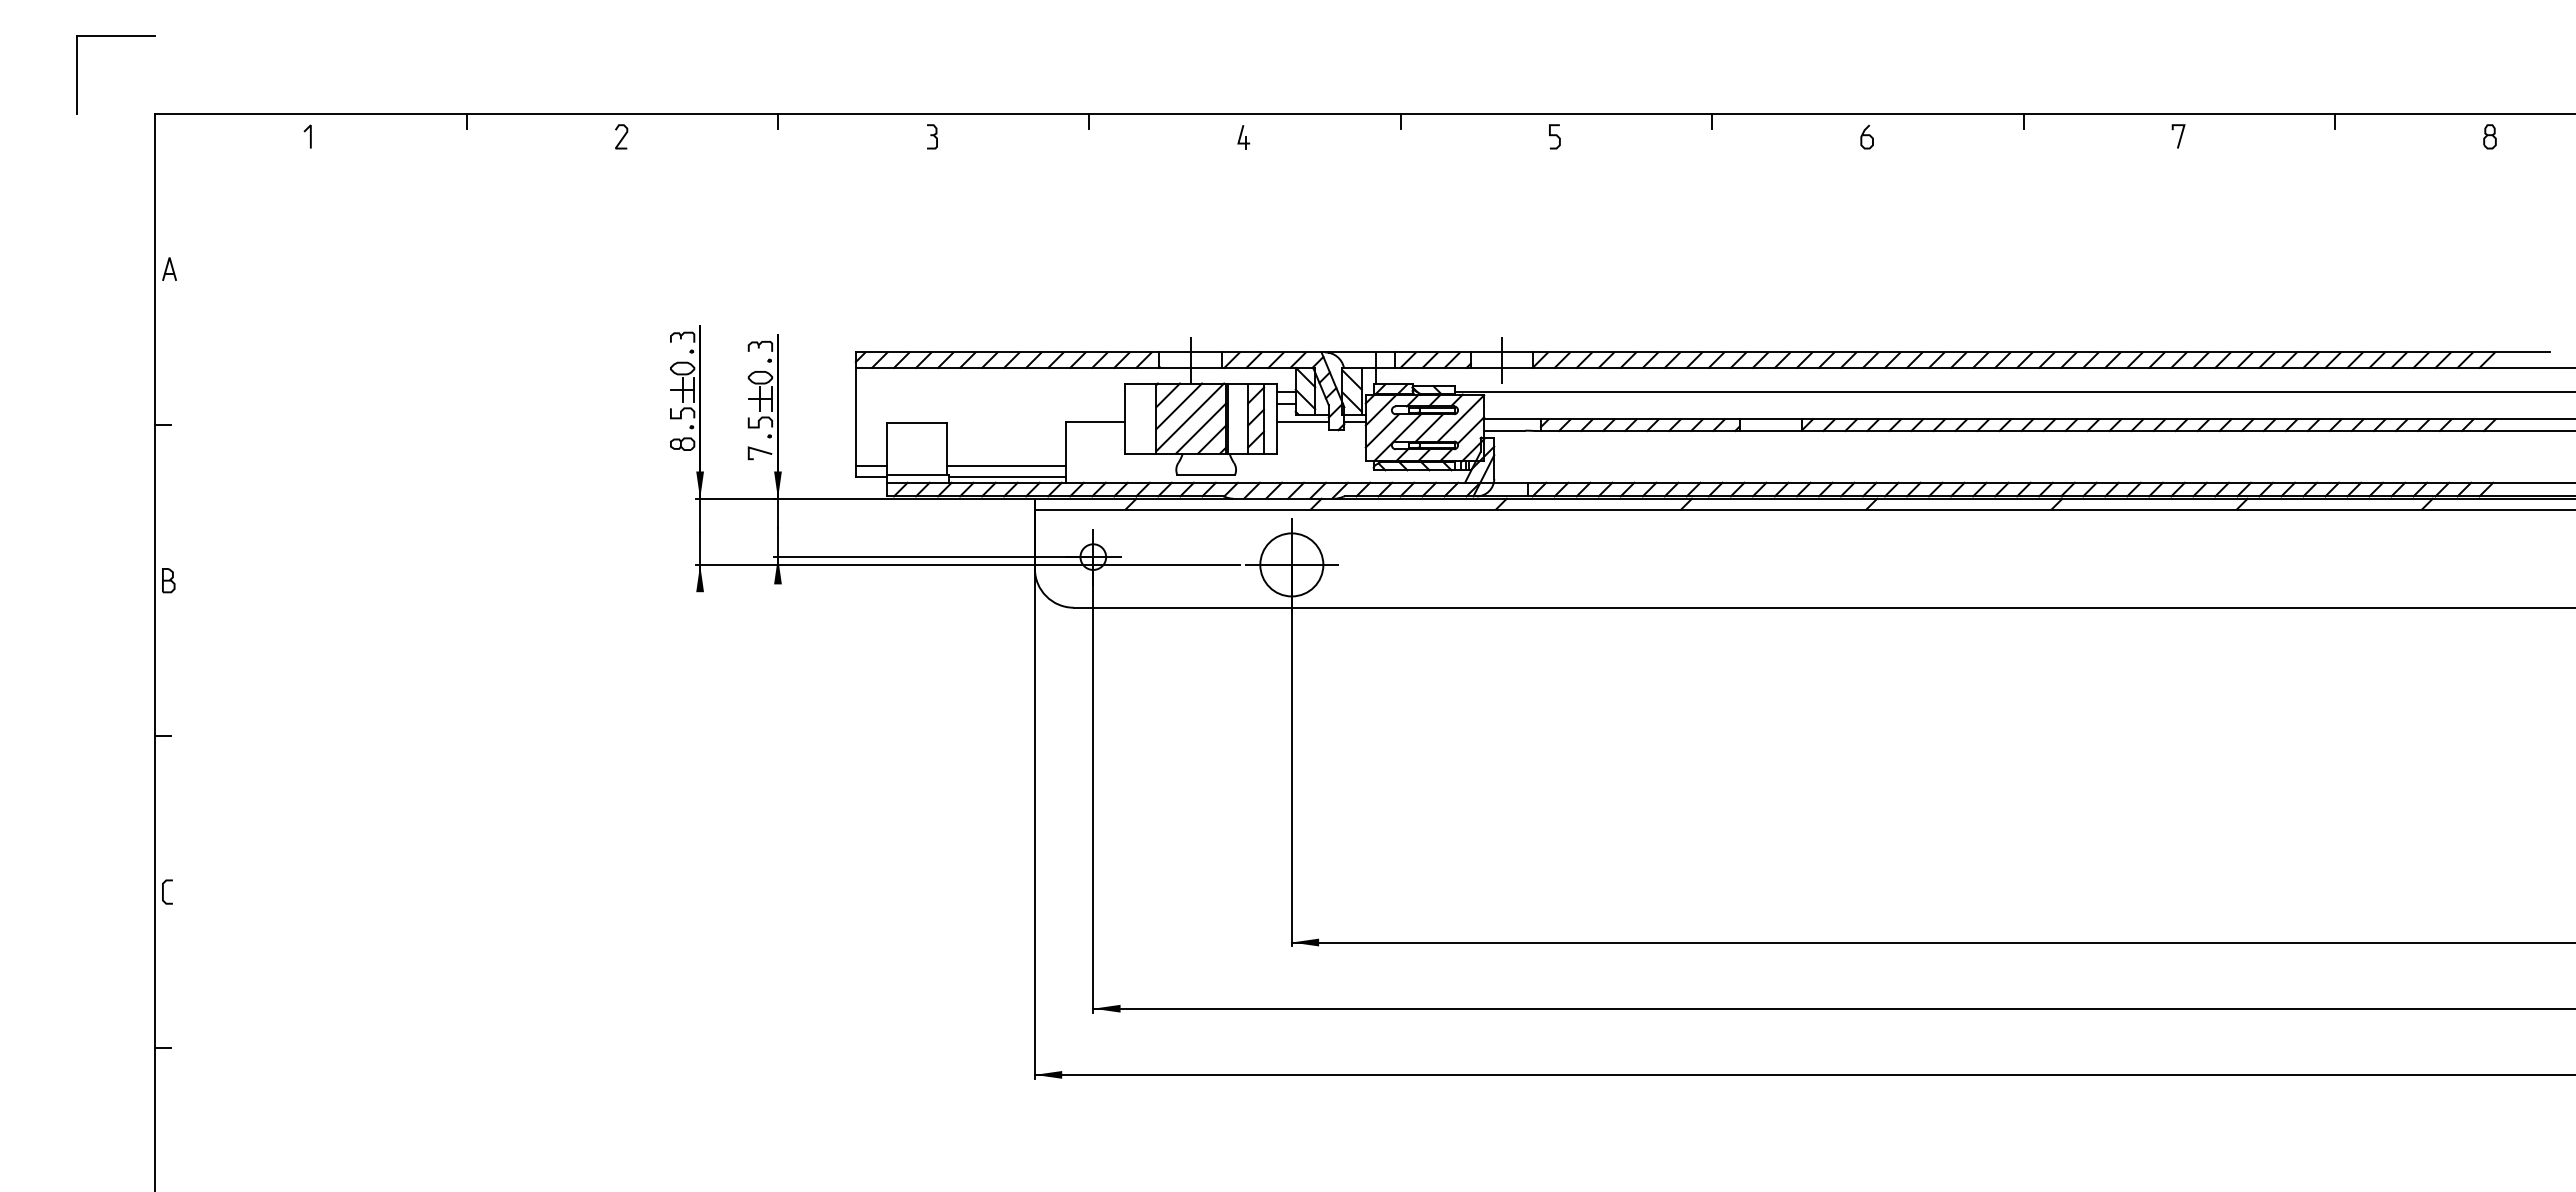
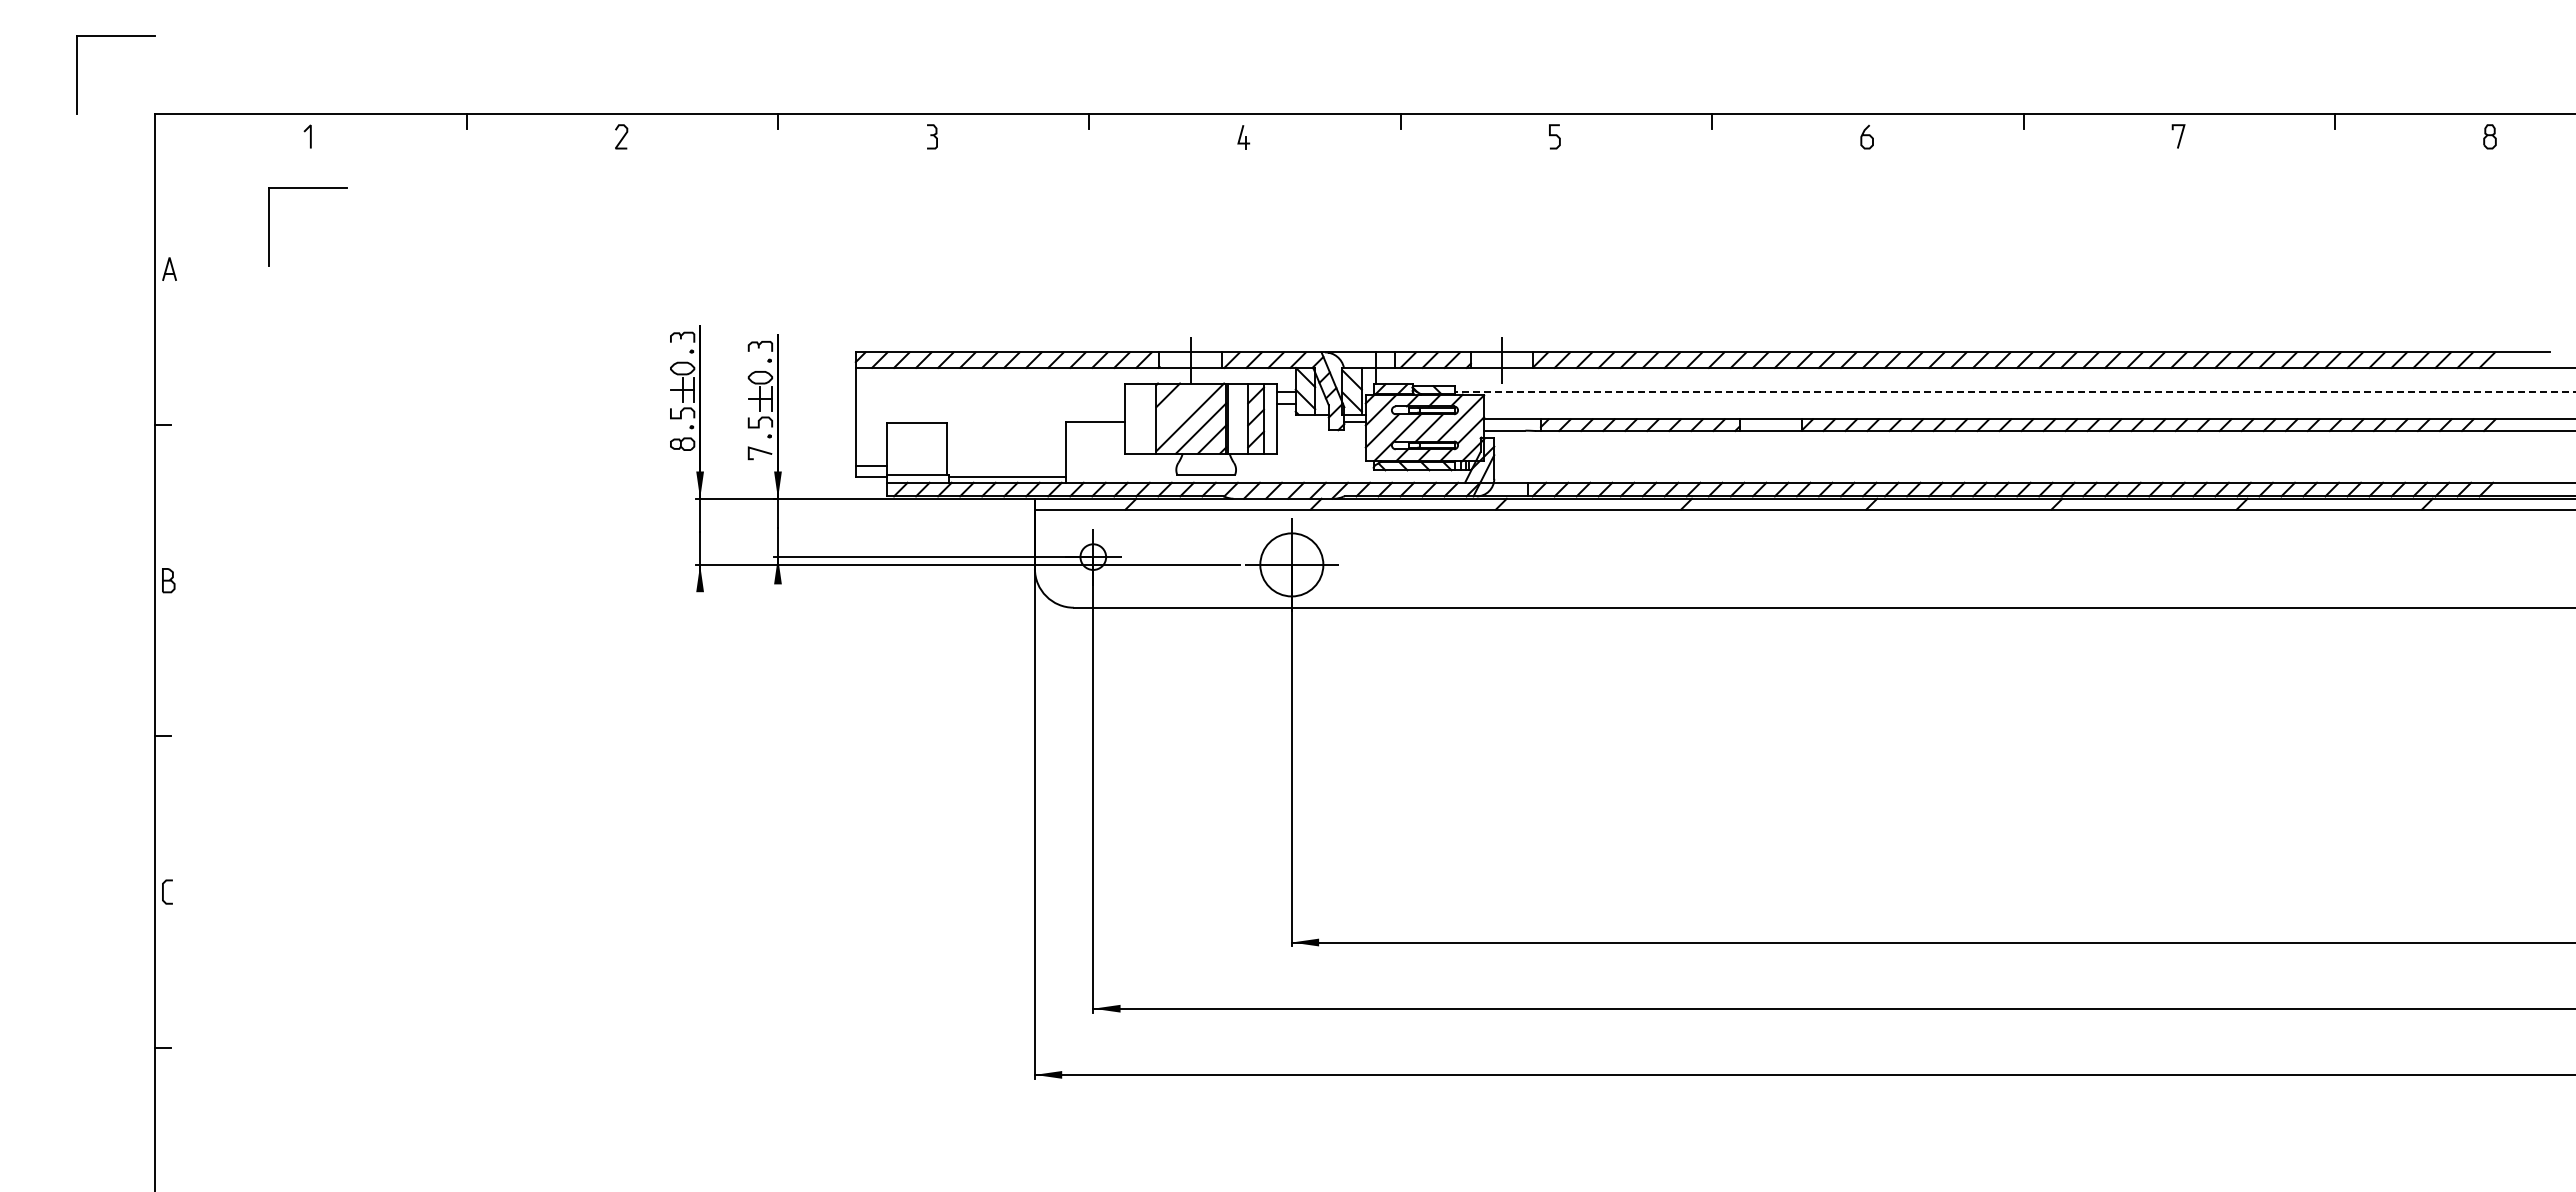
part: none -> present (307, 188)
line: solid -> dashed (2014, 392)
line: present -> none (1179, 406)
line: present -> none (1302, 421)
line: present -> none (1006, 466)
